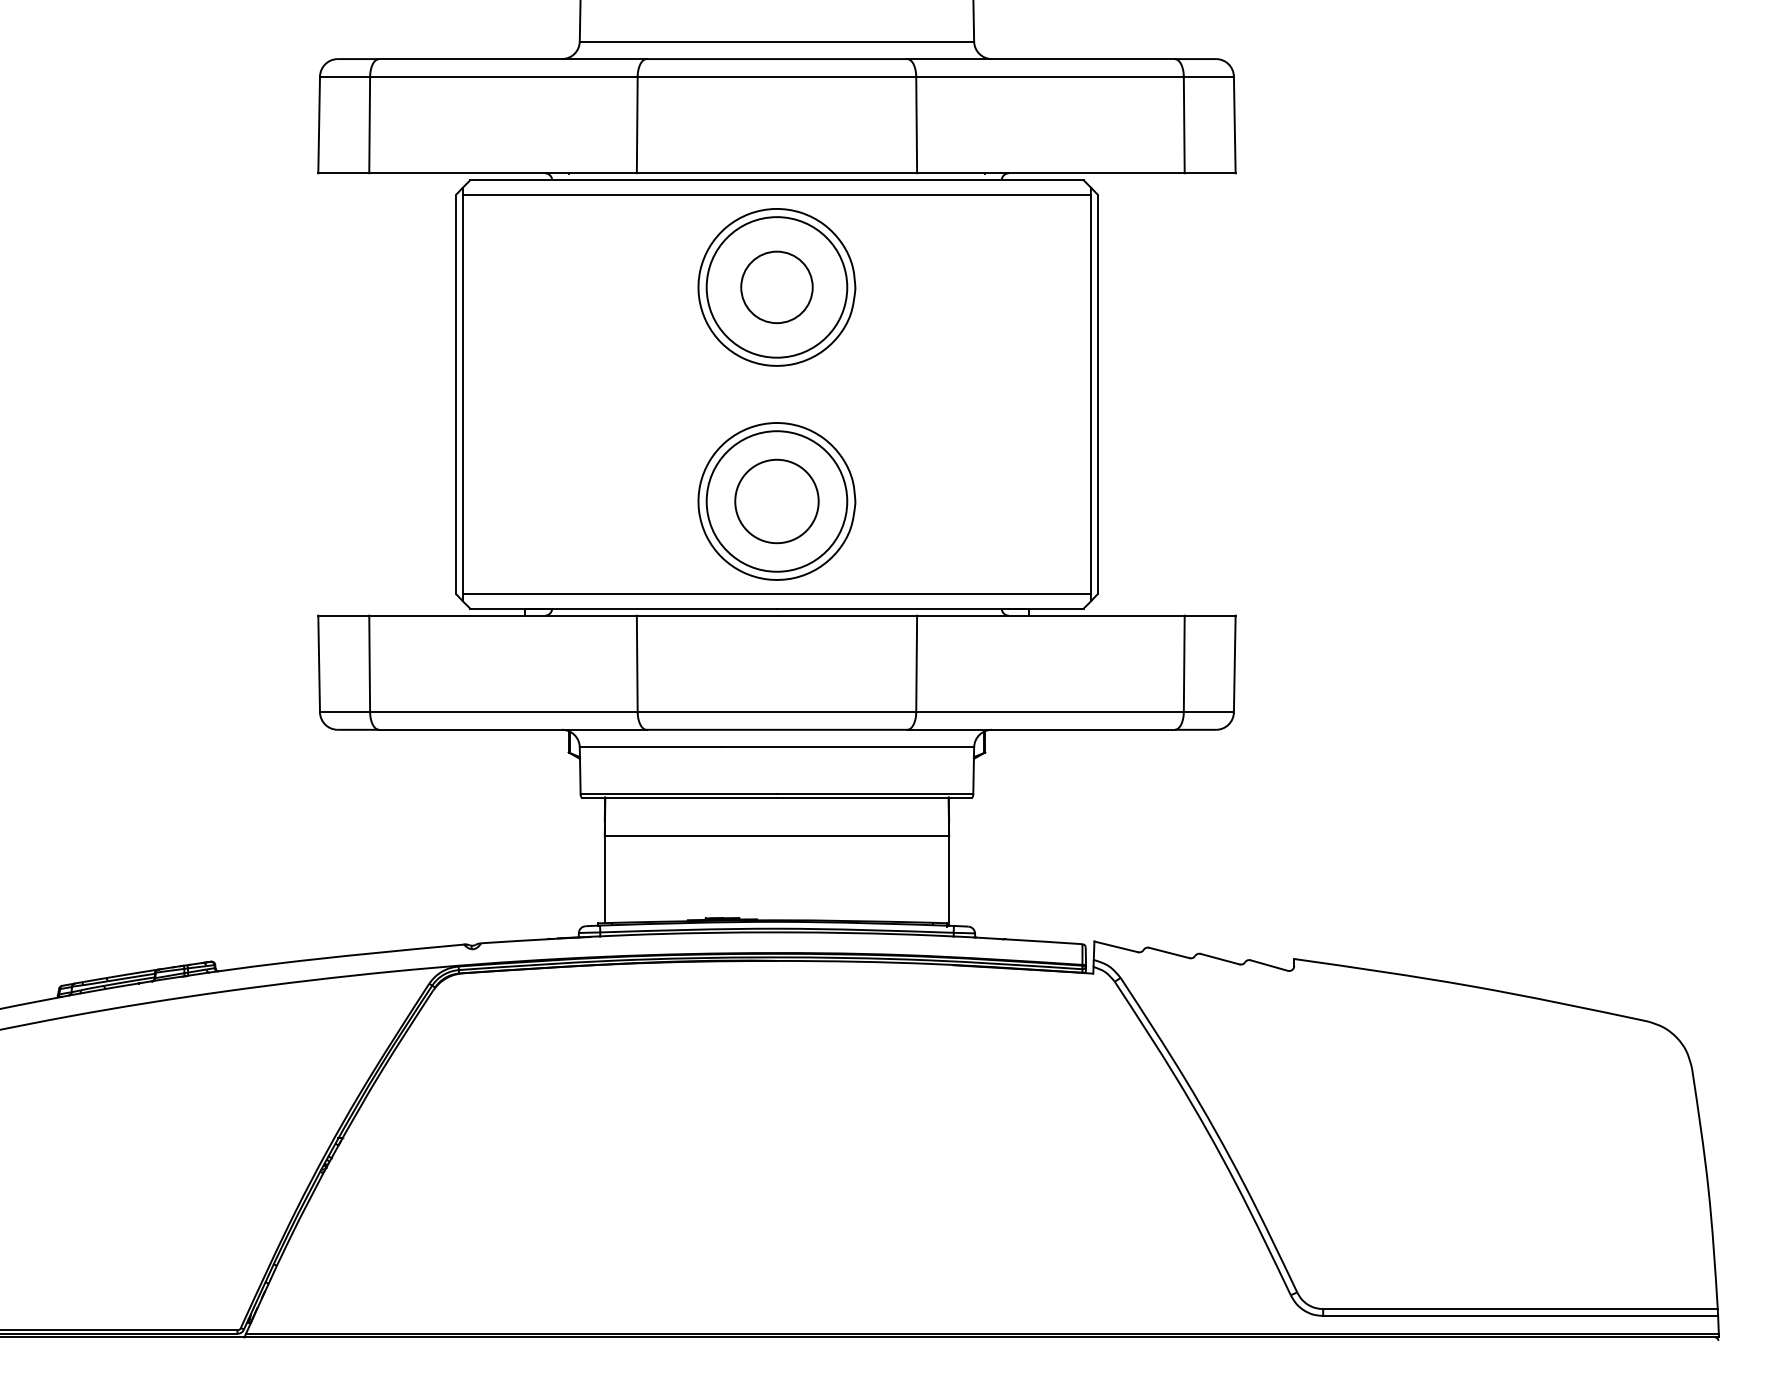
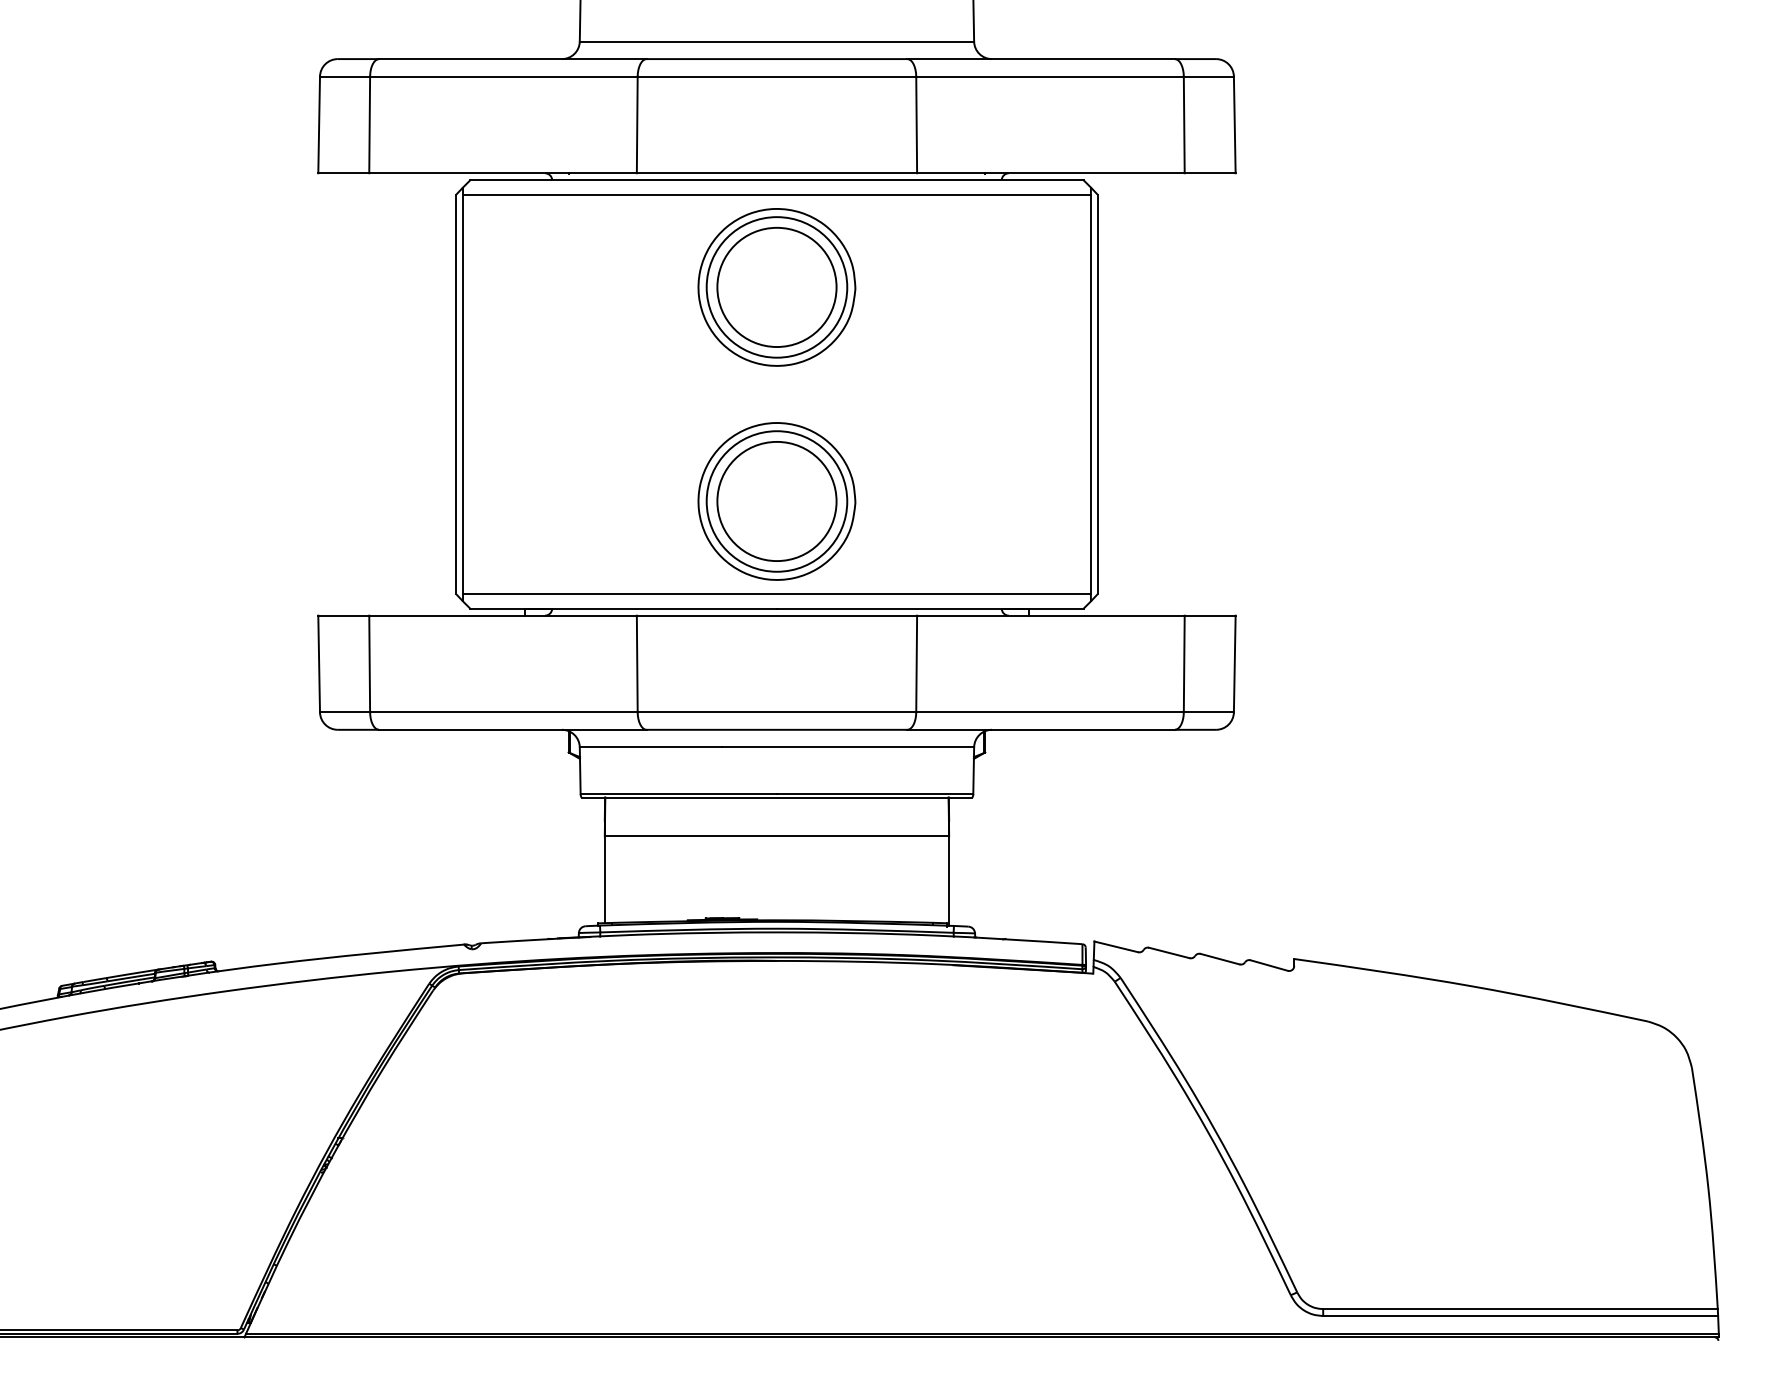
circle diameter: 72 px -> 119 px (776, 287)
circle diameter: 83 px -> 119 px (776, 501)
